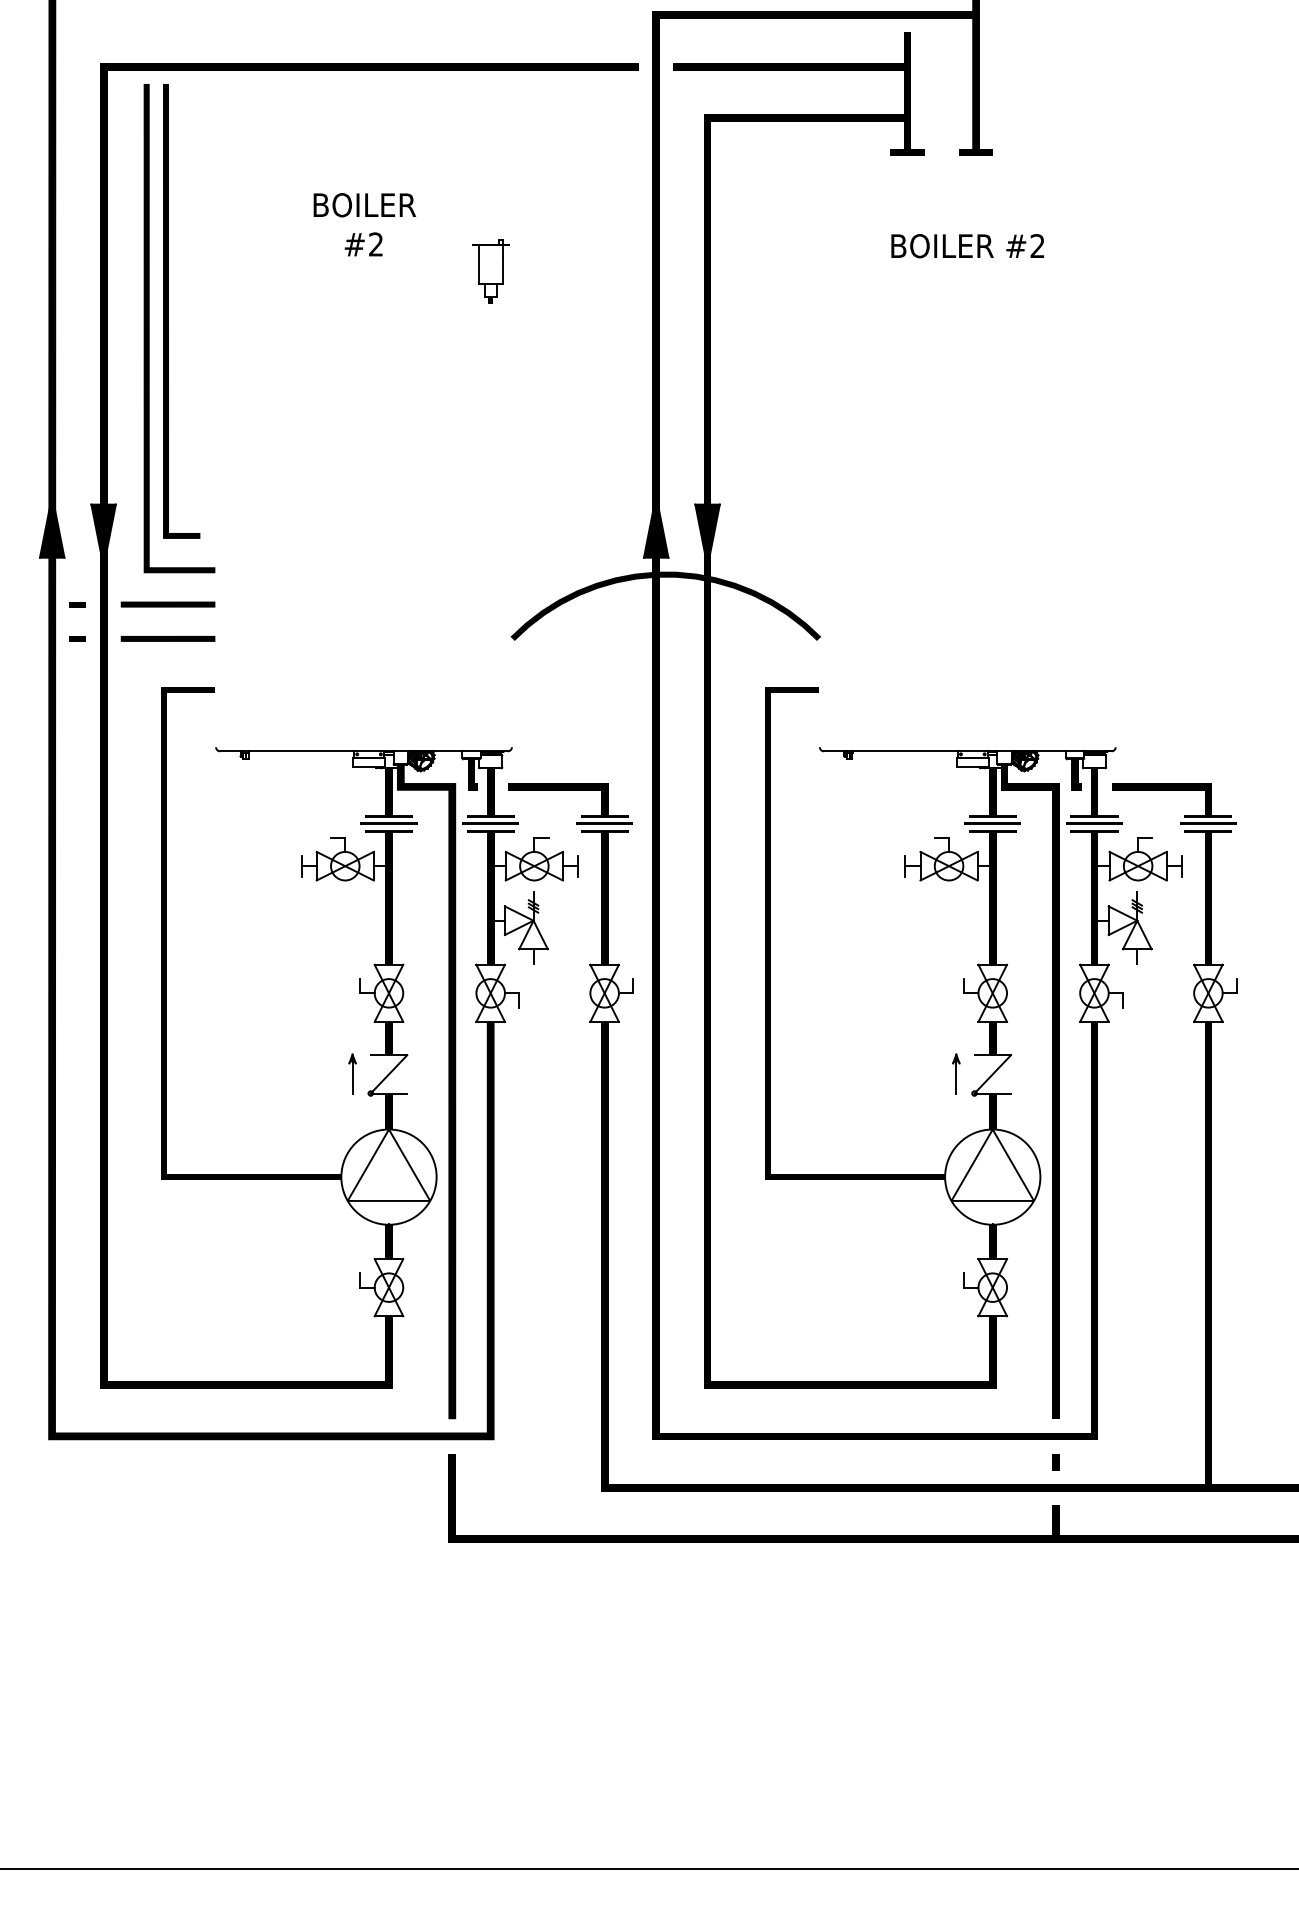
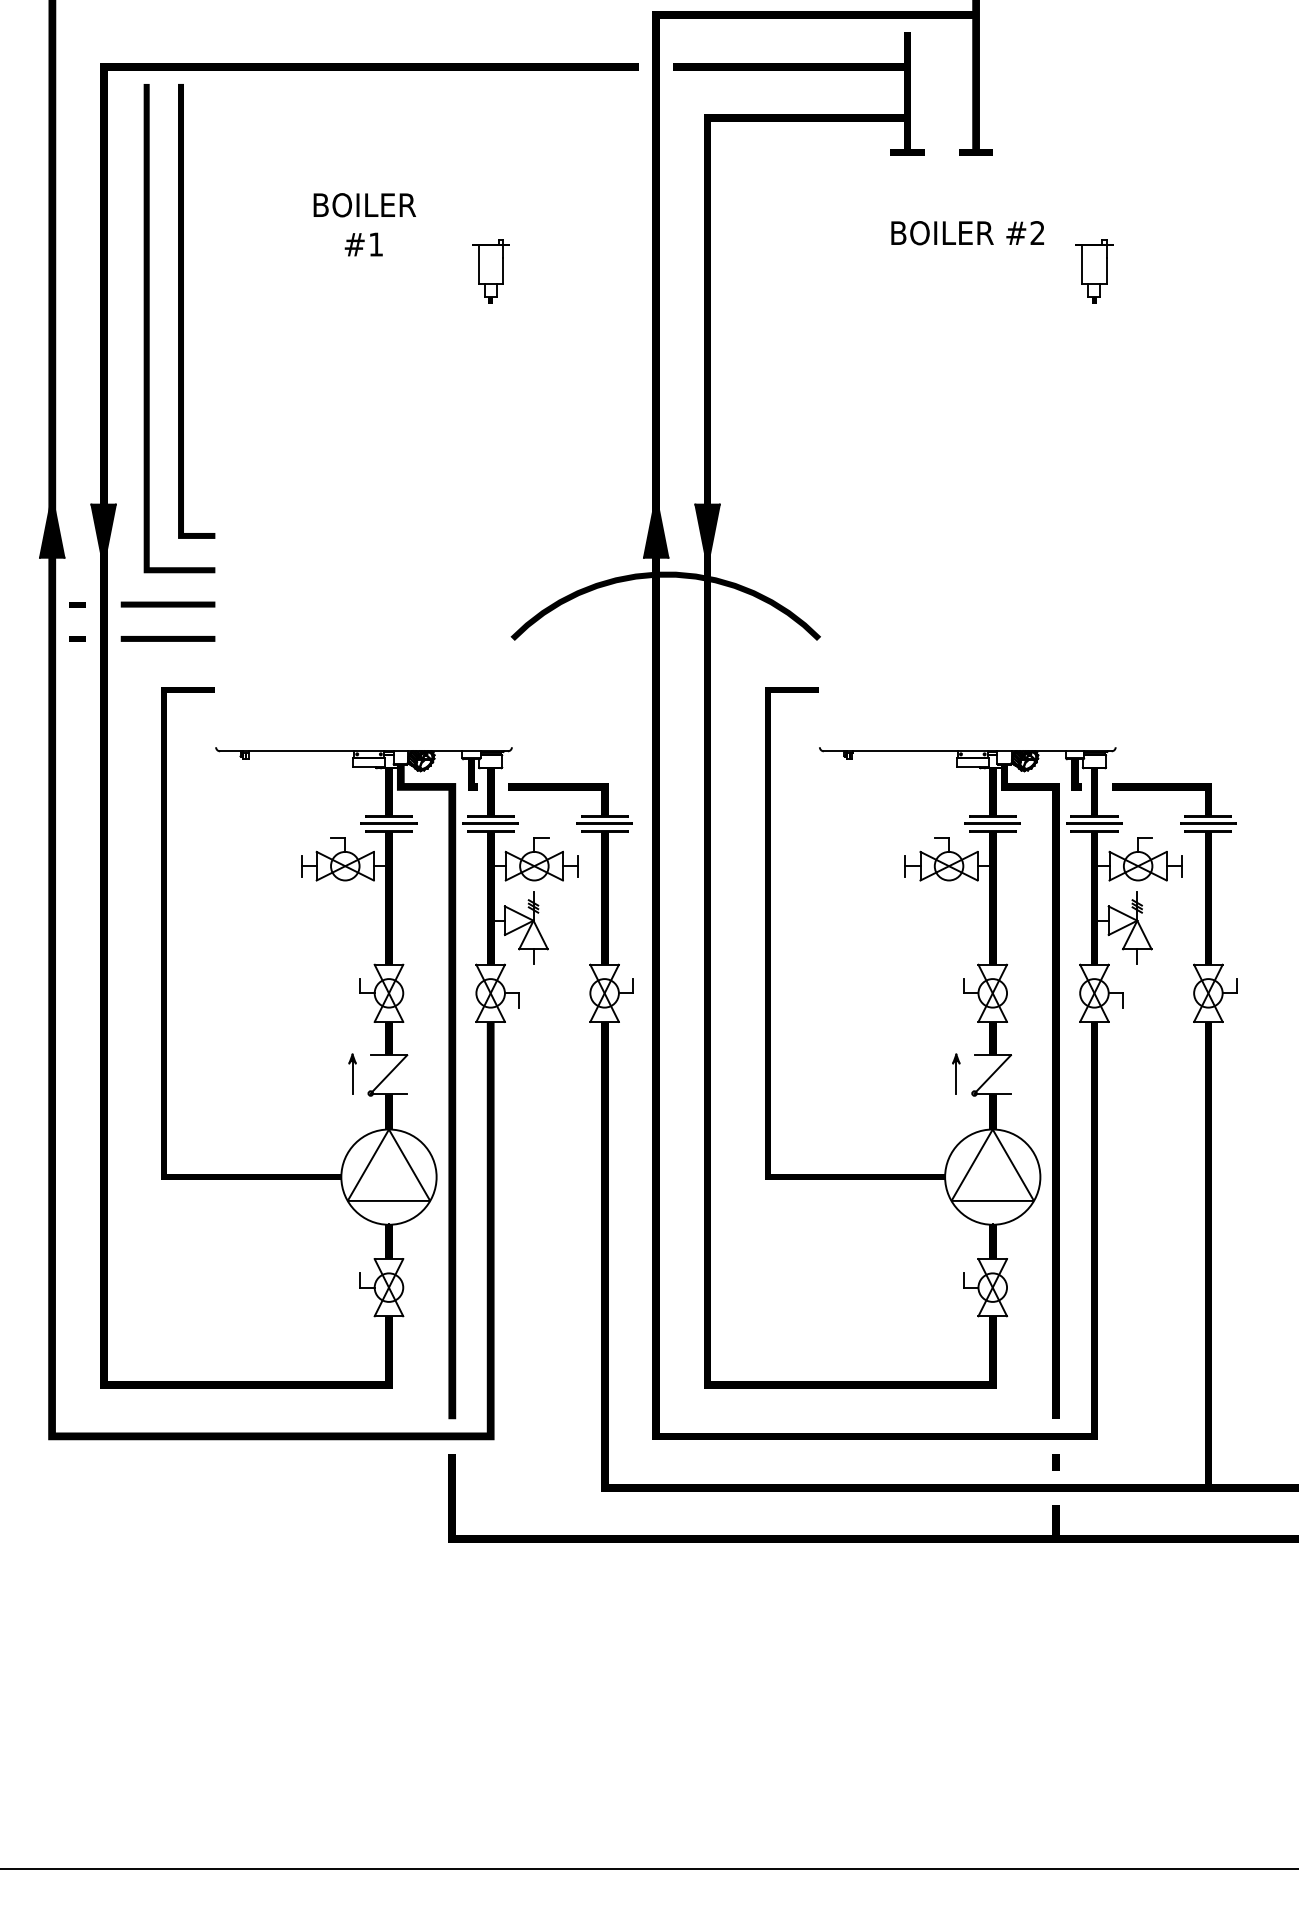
text: #2 -> #1 (375, 244)
text position: (967, 246) -> (967, 233) (967, 233)
part: none -> present (1094, 271)
line position: (168, 311) -> (183, 311) (183, 311)
